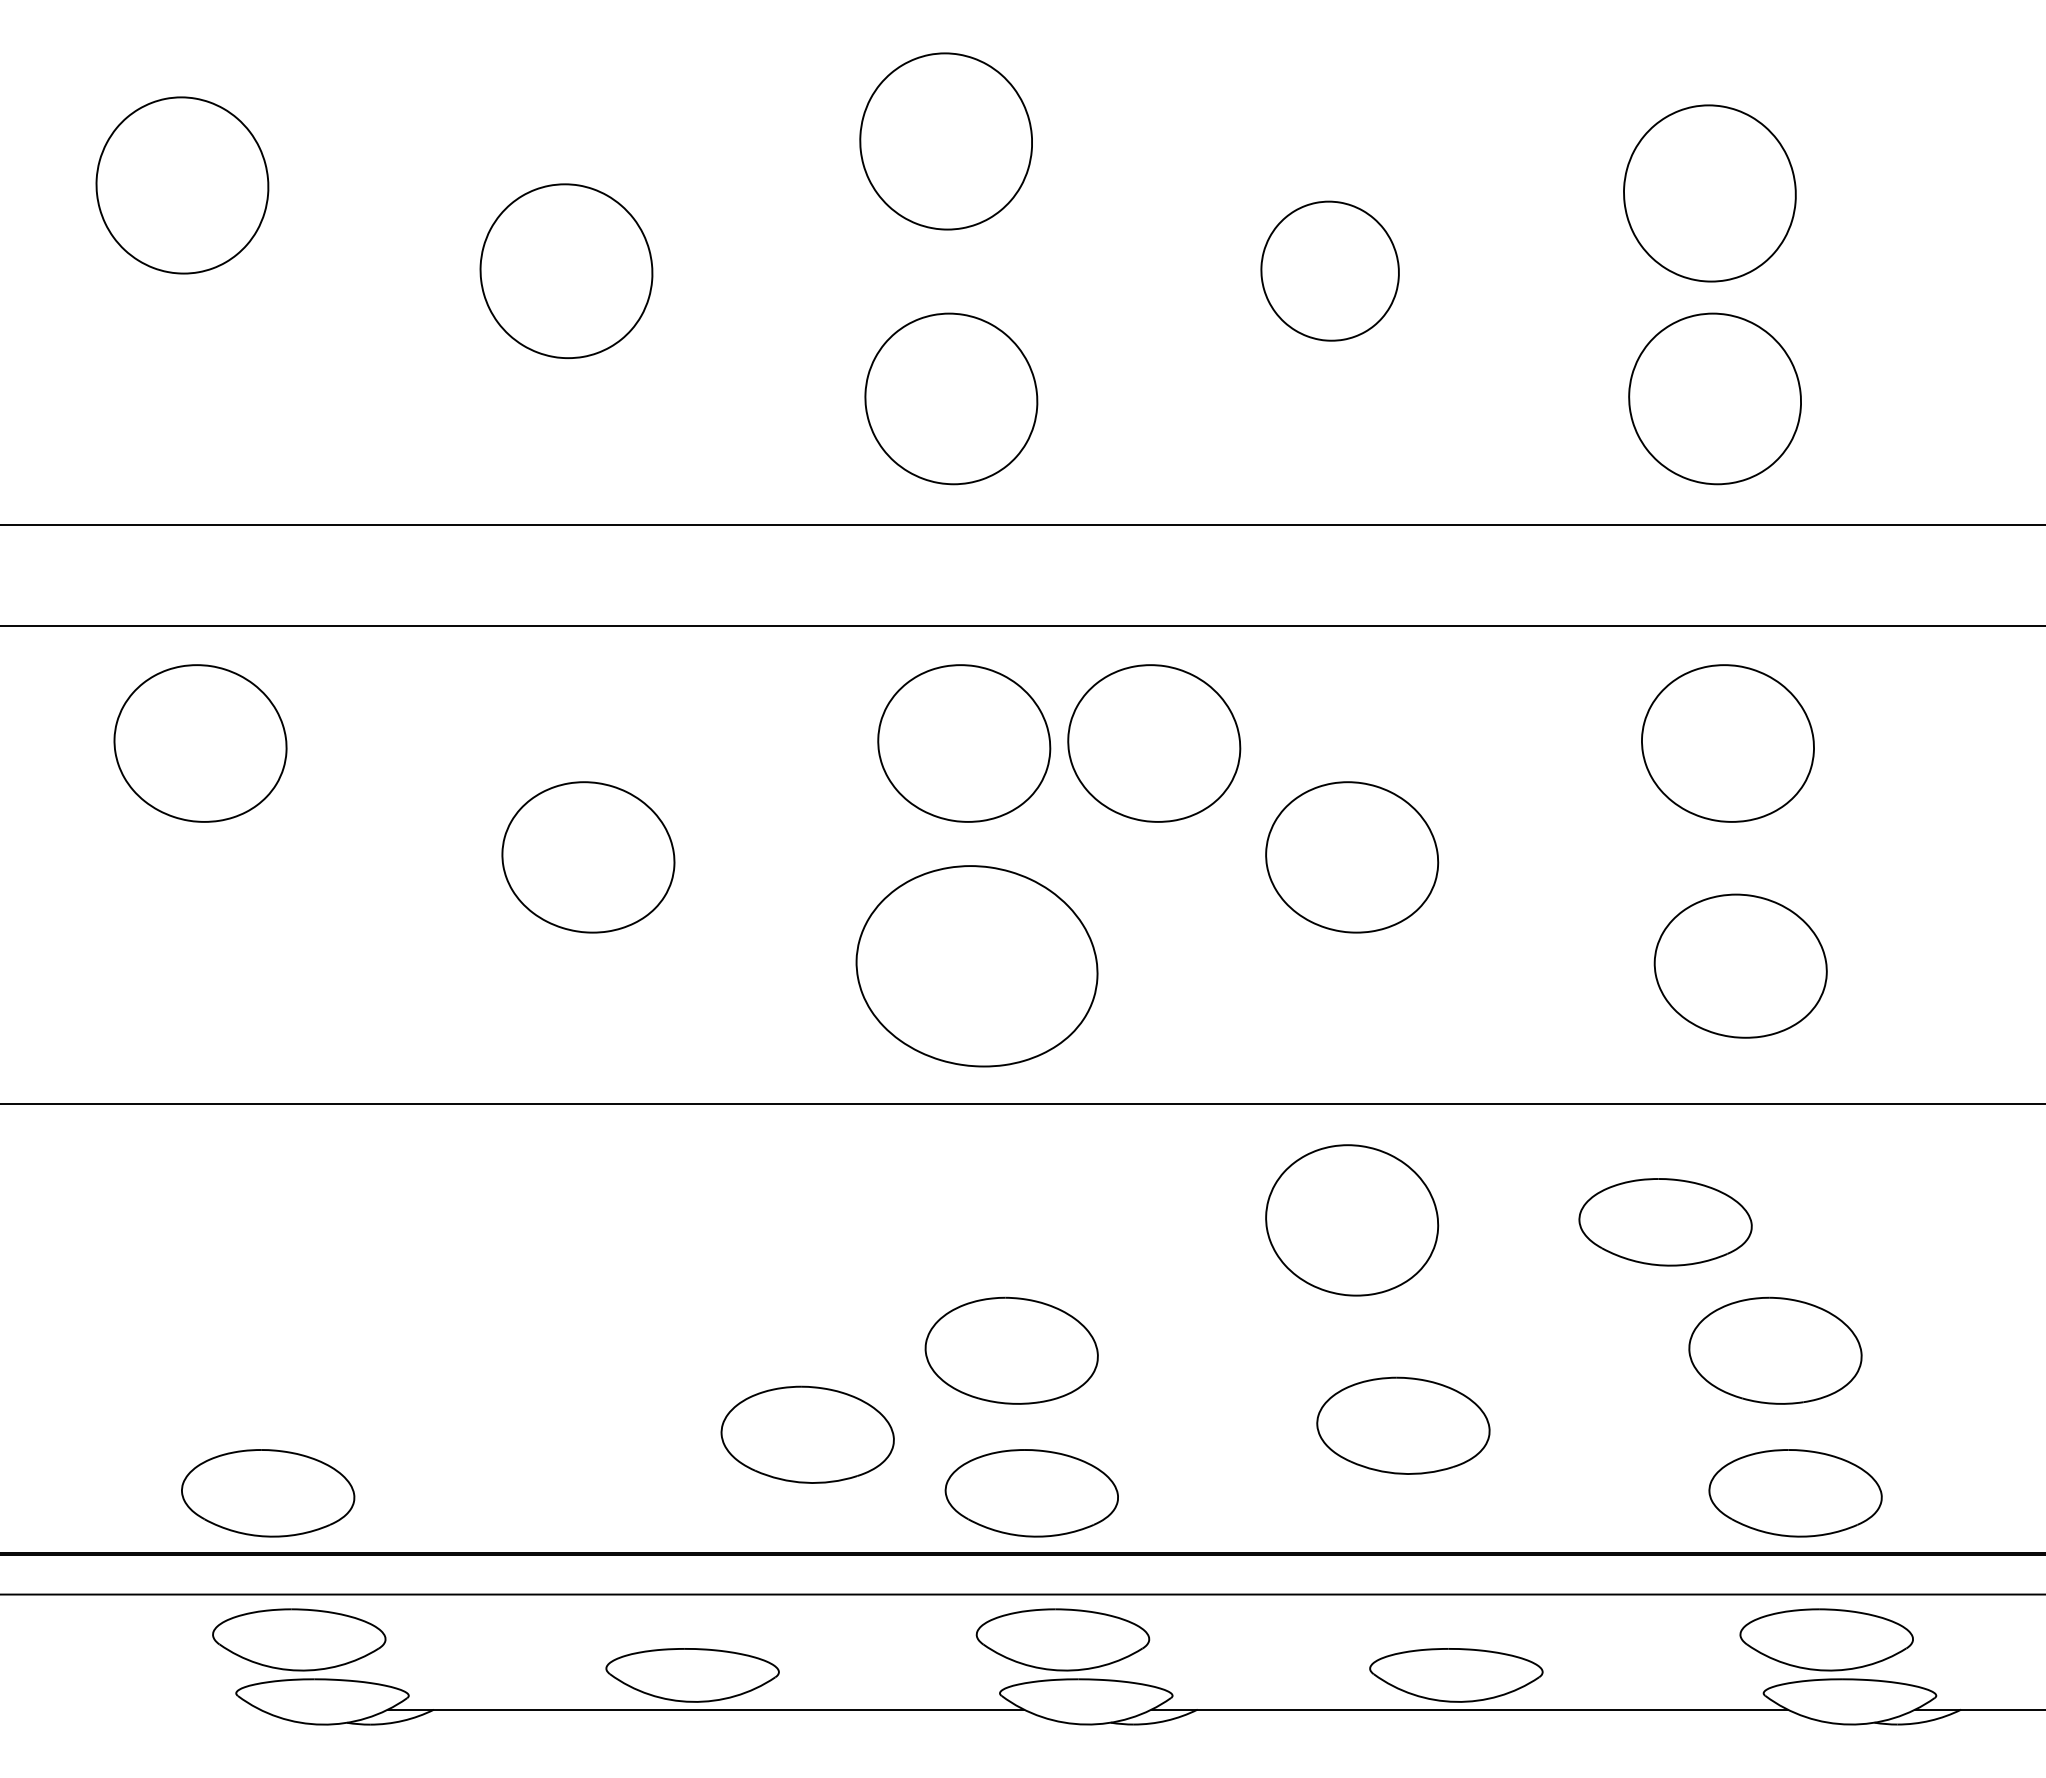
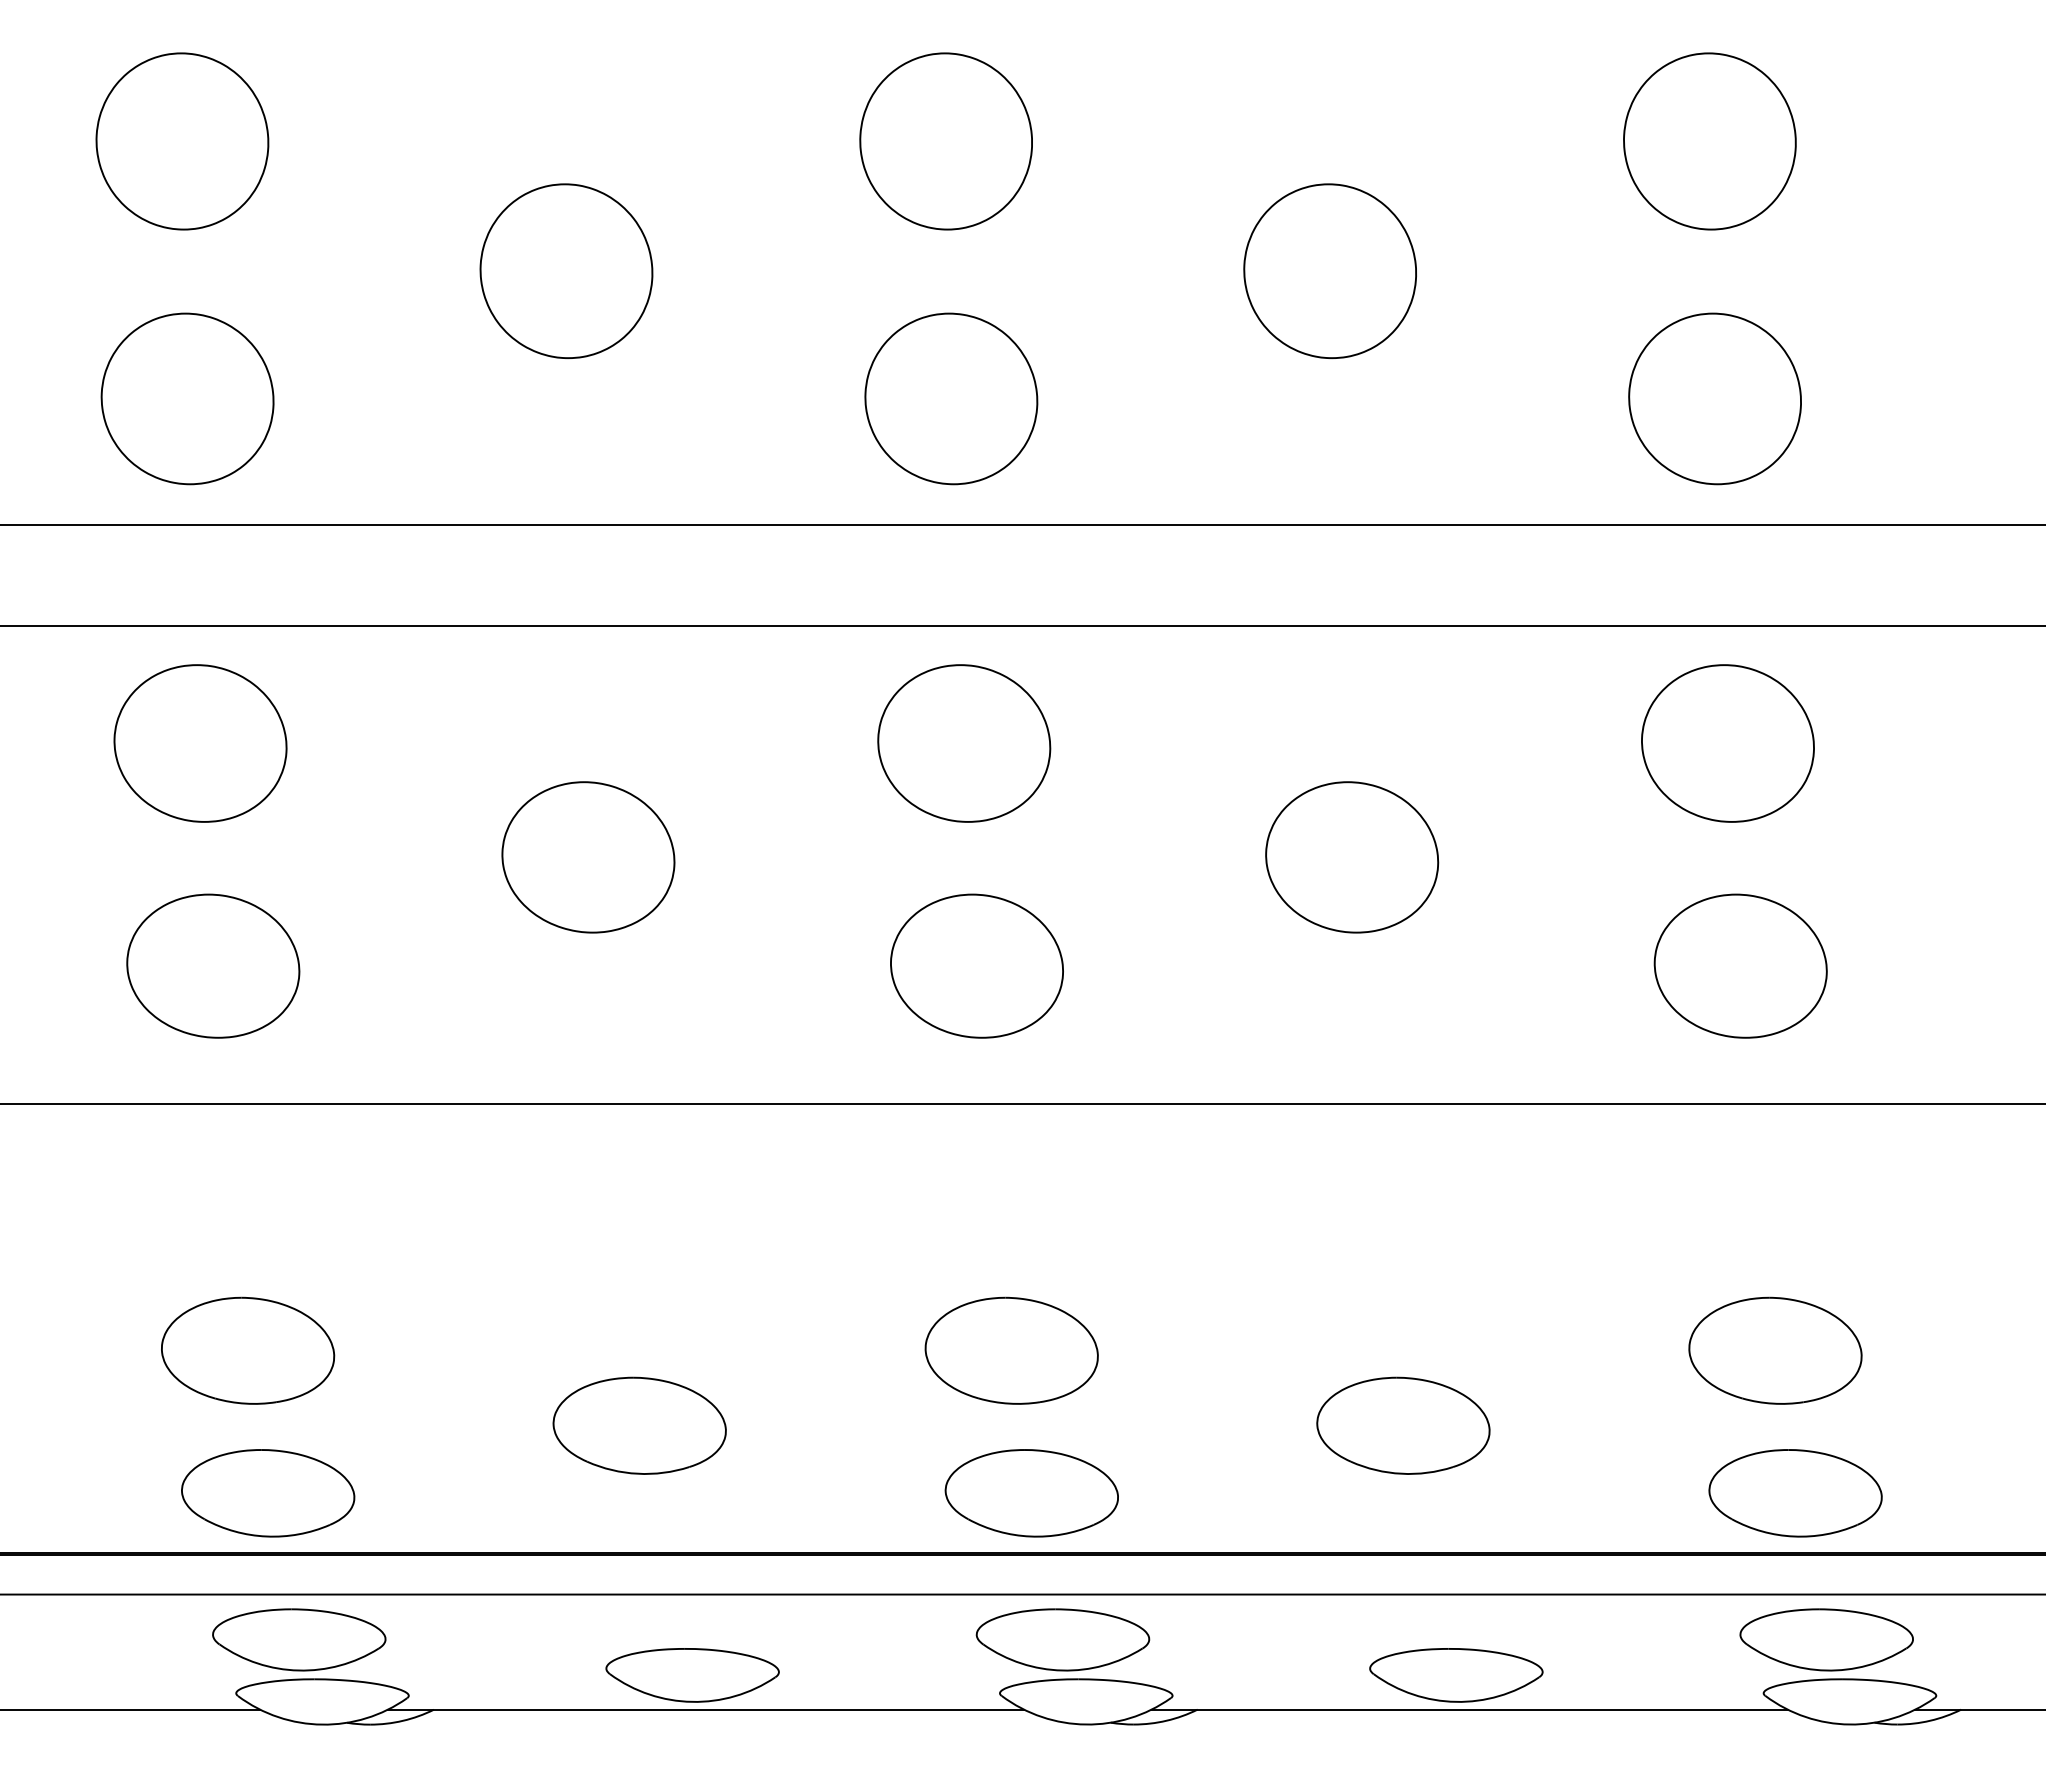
part position: (182, 185) -> (182, 141) (182, 141)
part position: (1709, 193) -> (1709, 141) (1709, 141)
part size: 140x142 px -> 174x176 px (1329, 270)
part: none -> present (187, 398)
part: present -> none (1154, 743)
part: none -> present (213, 965)
part size: 244x203 px -> 174x146 px (976, 965)
part: present -> none (1352, 1220)
part: present -> none (1665, 1222)
part: none -> present (248, 1350)
part position: (807, 1434) -> (639, 1425) (639, 1425)
line: none -> present (131, 1709)
